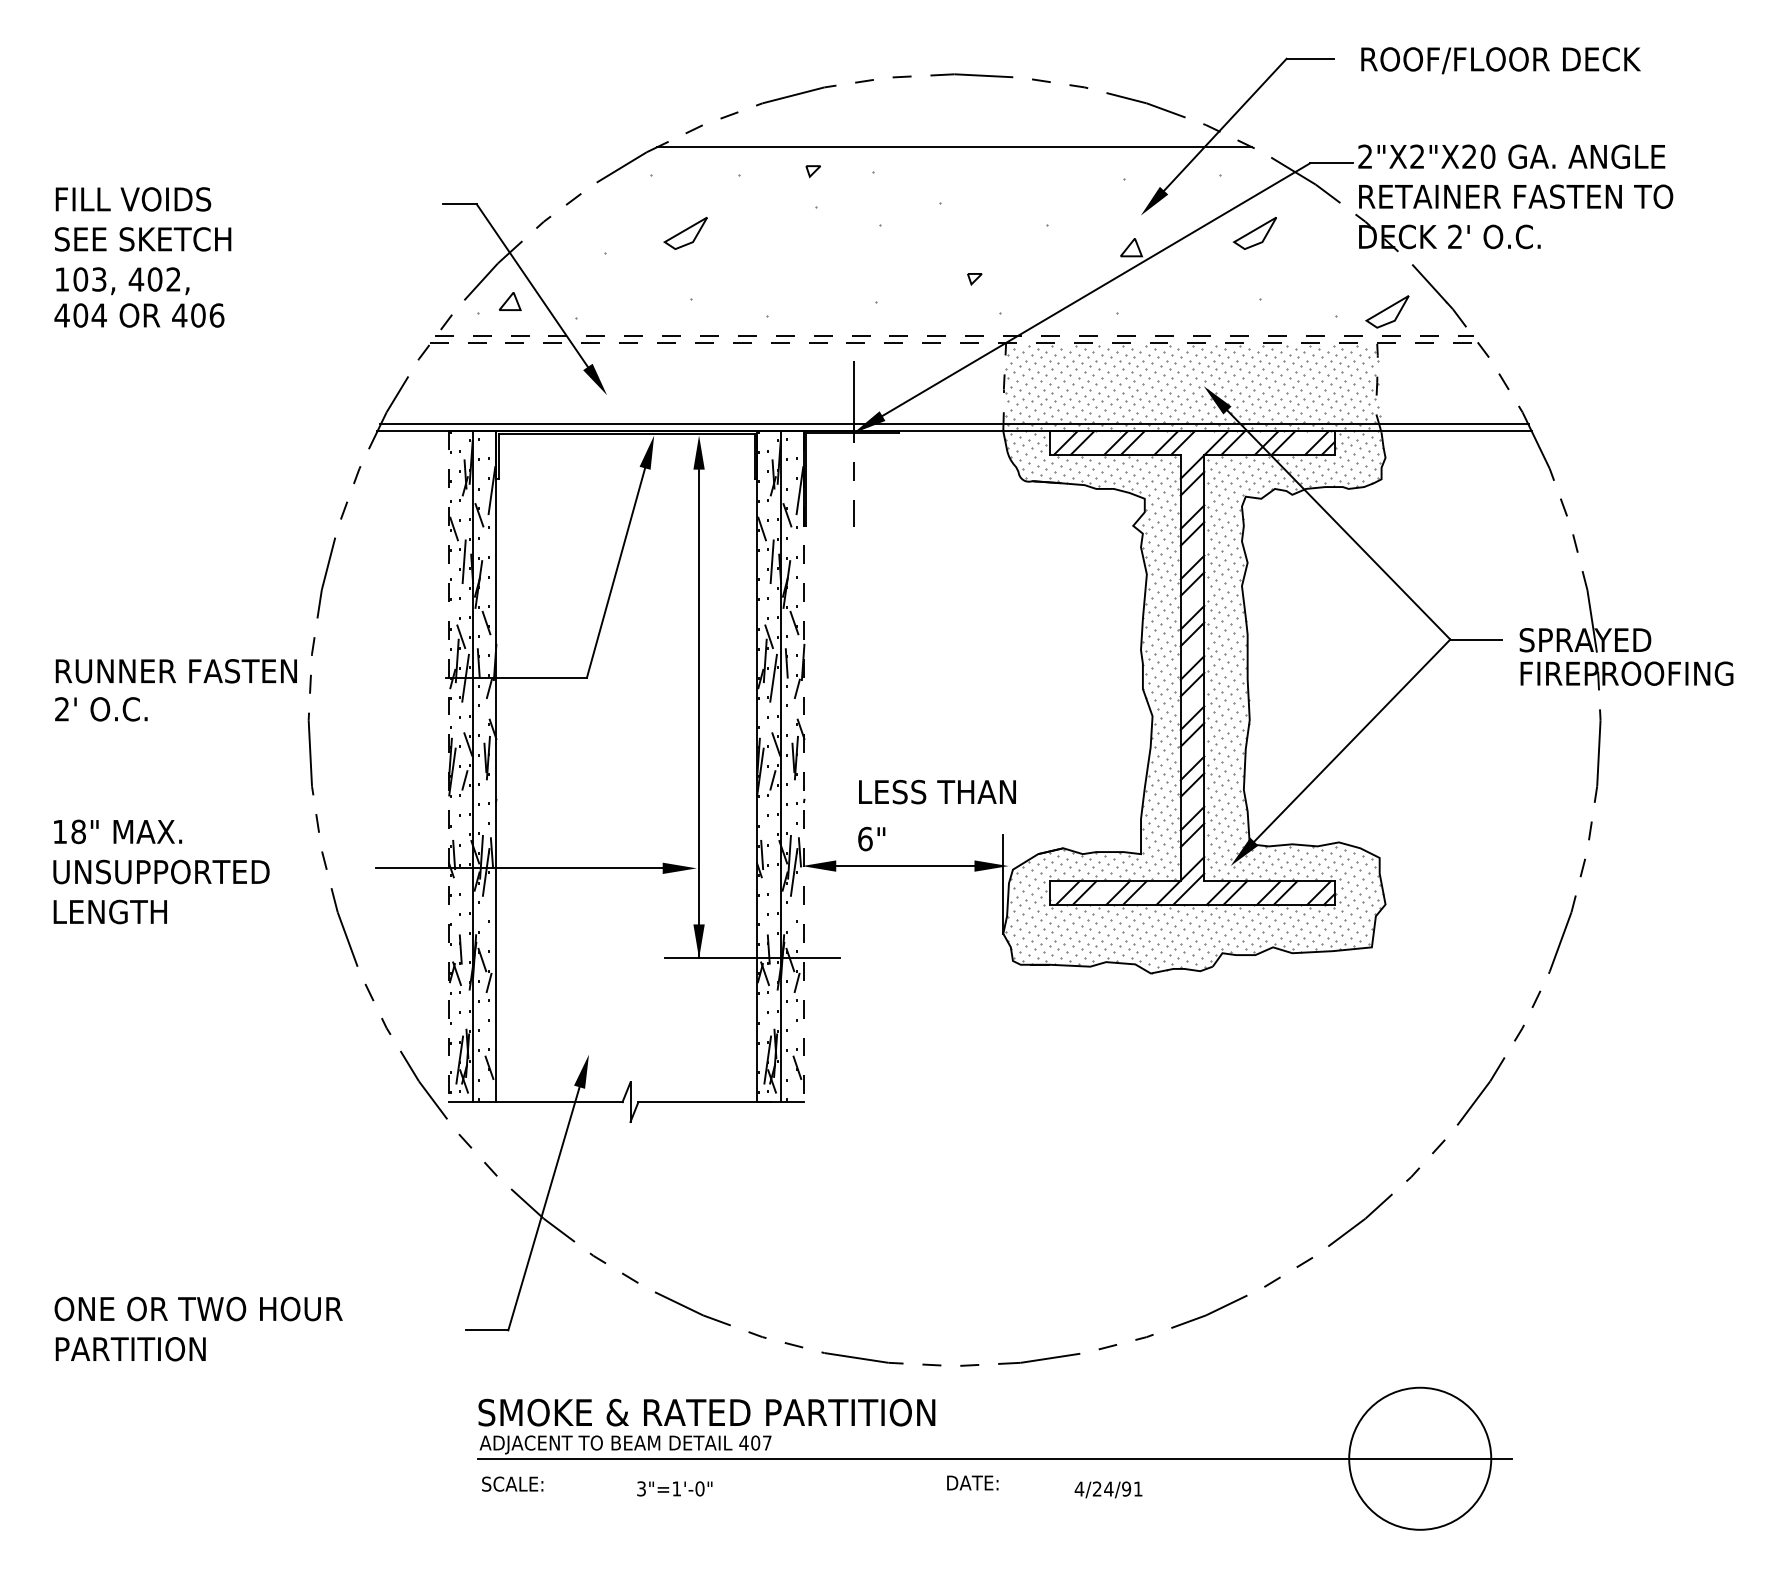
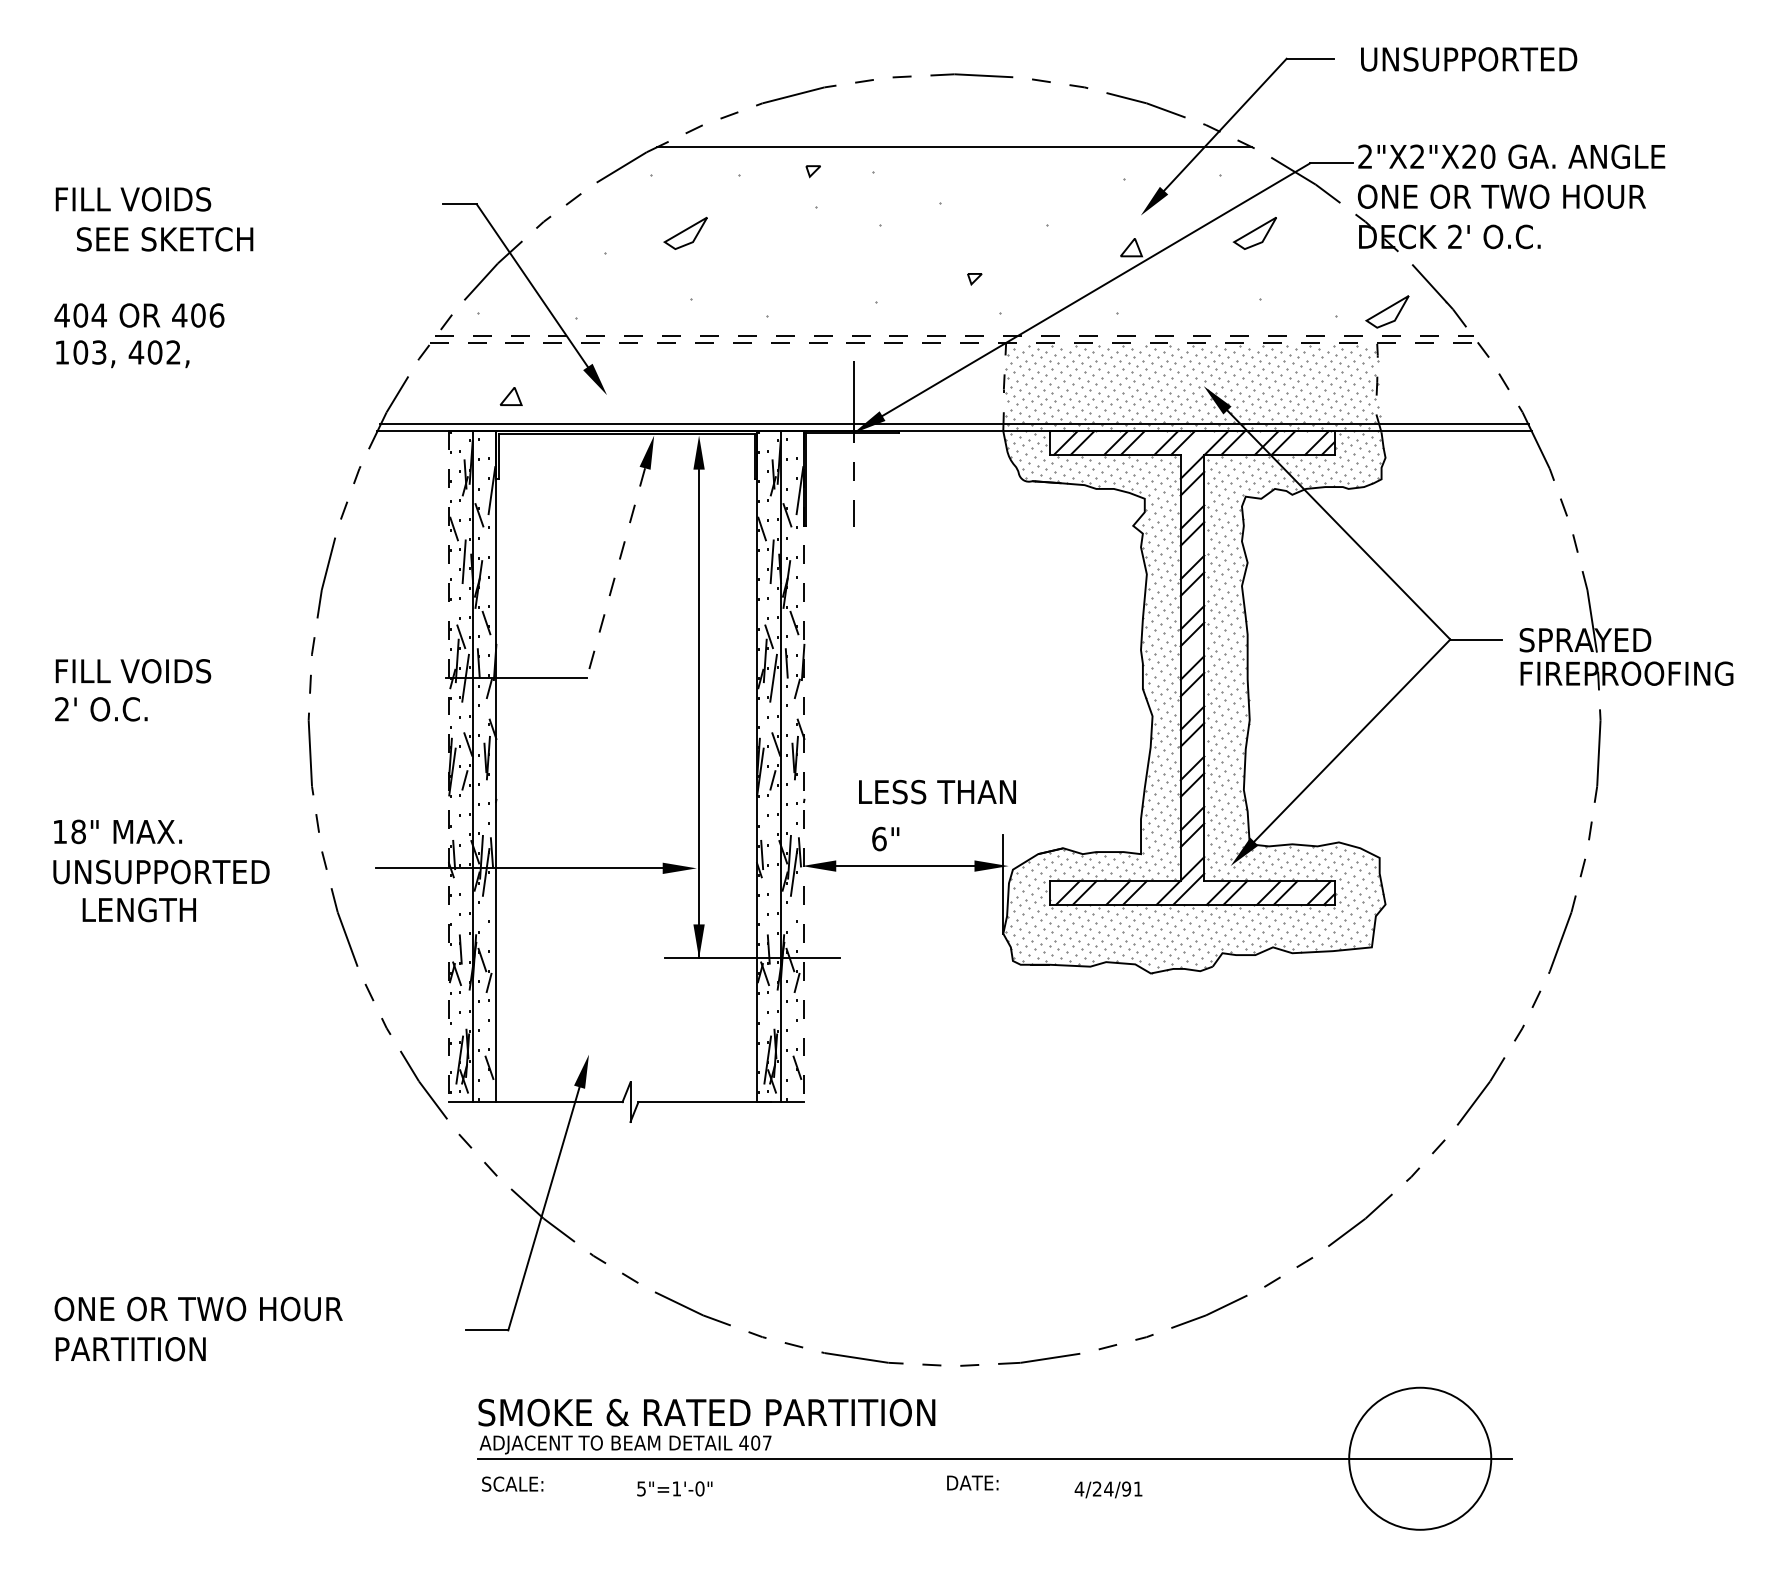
text: ROOF/FLOOR DECK -> UNSUPPORTED (1500, 60)
text: RETAINER FASTEN TO -> ONE OR TWO HOUR (1515, 196)
text position: (143, 239) -> (165, 239) (165, 239)
text position: (122, 281) -> (122, 354) (122, 354)
part position: (509, 301) -> (510, 396) (510, 396)
line: solid -> dashed (616, 573)
text: RUNNER FASTEN -> FILL VOIDS (177, 671)
text position: (871, 838) -> (885, 838) (885, 838)
text position: (109, 911) -> (138, 909) (138, 909)
text: 3"=1'-0" -> 5"=1'-0" (641, 1488)
